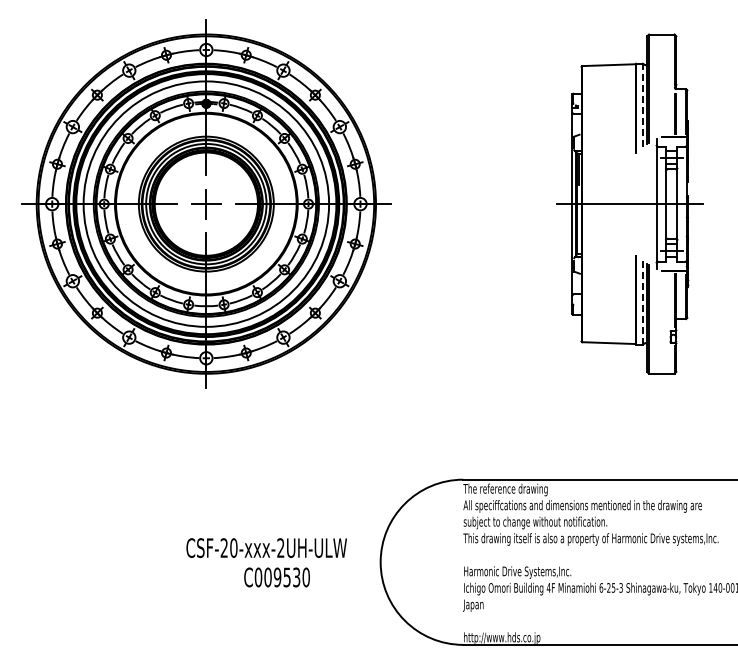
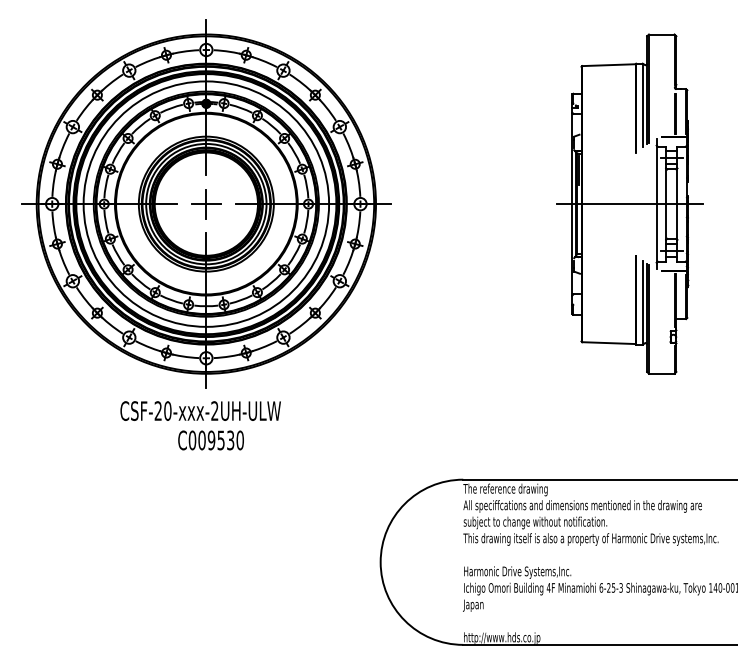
line: dashed -> solid (642, 105)
line: dashed -> solid (642, 302)
text position: (266, 562) -> (200, 425) (200, 425)
